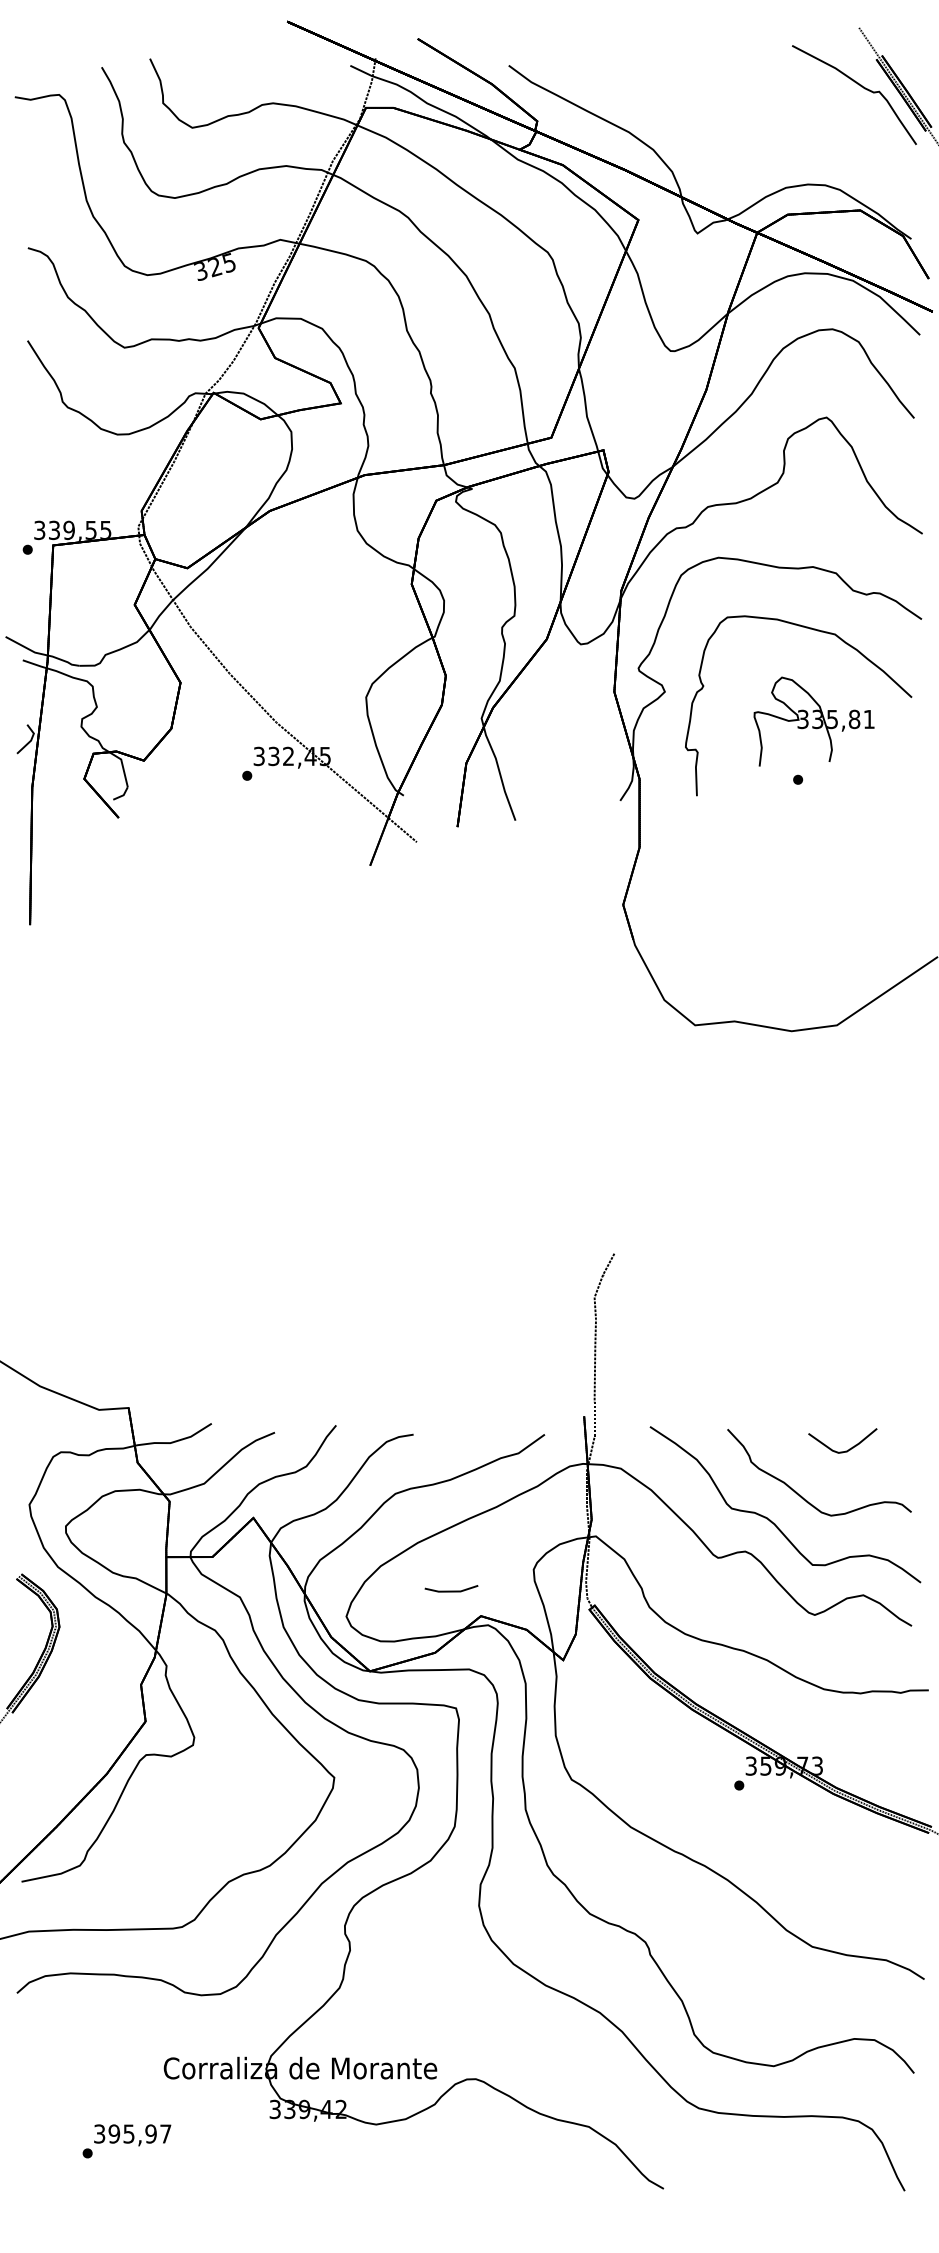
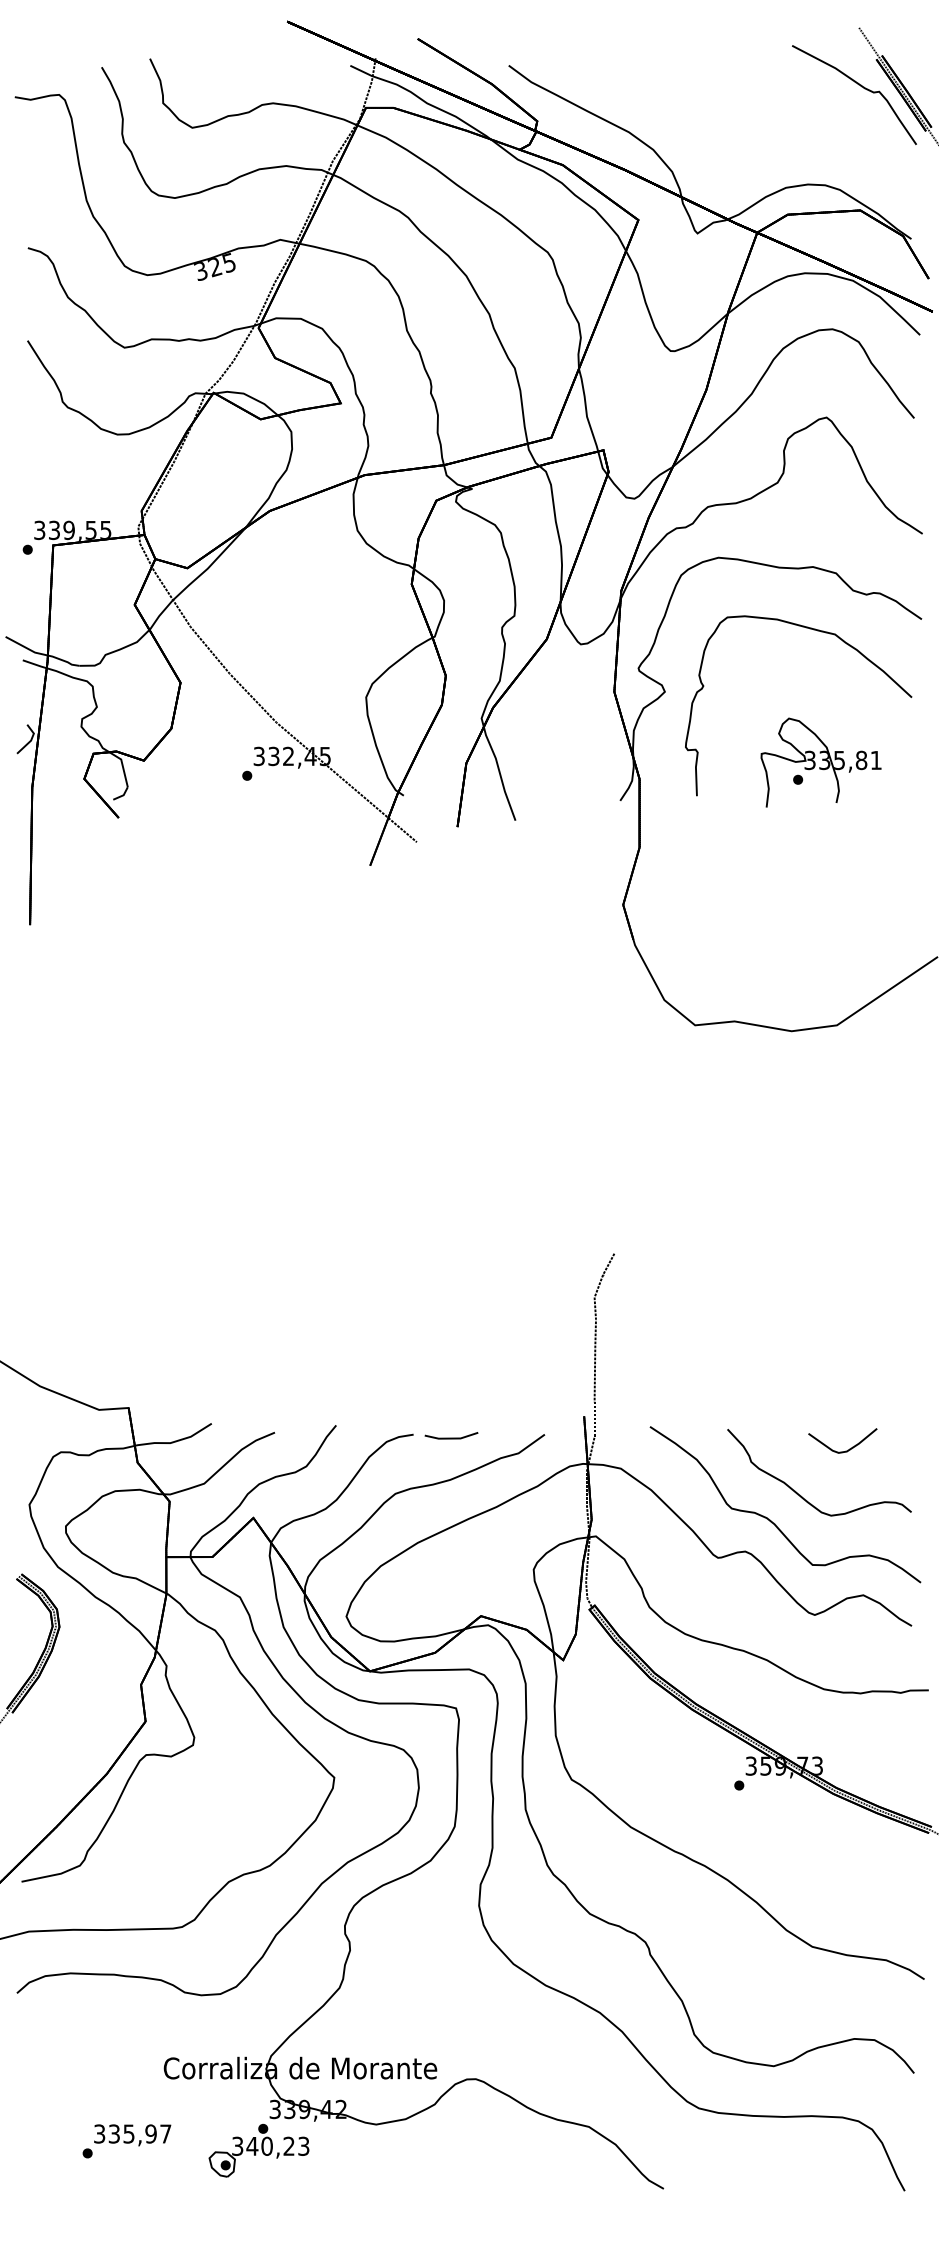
part position: (813, 721) -> (820, 762) (820, 762)
line position: (451, 1590) -> (451, 1437) (451, 1437)
text: 395,97 -> 335,97 (114, 2133)
part: none -> present (258, 2150)
